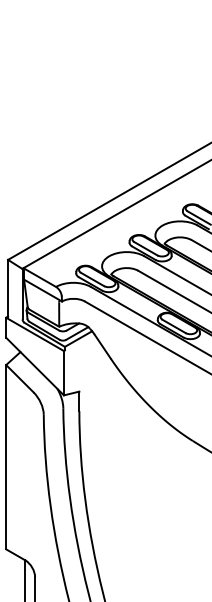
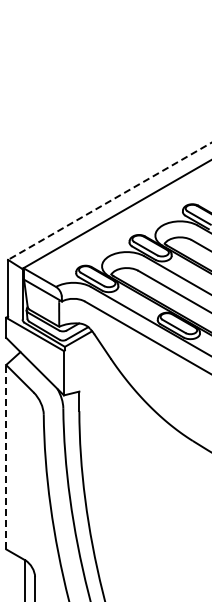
line: solid -> dashed (109, 201)
line: solid -> dashed (6, 456)
